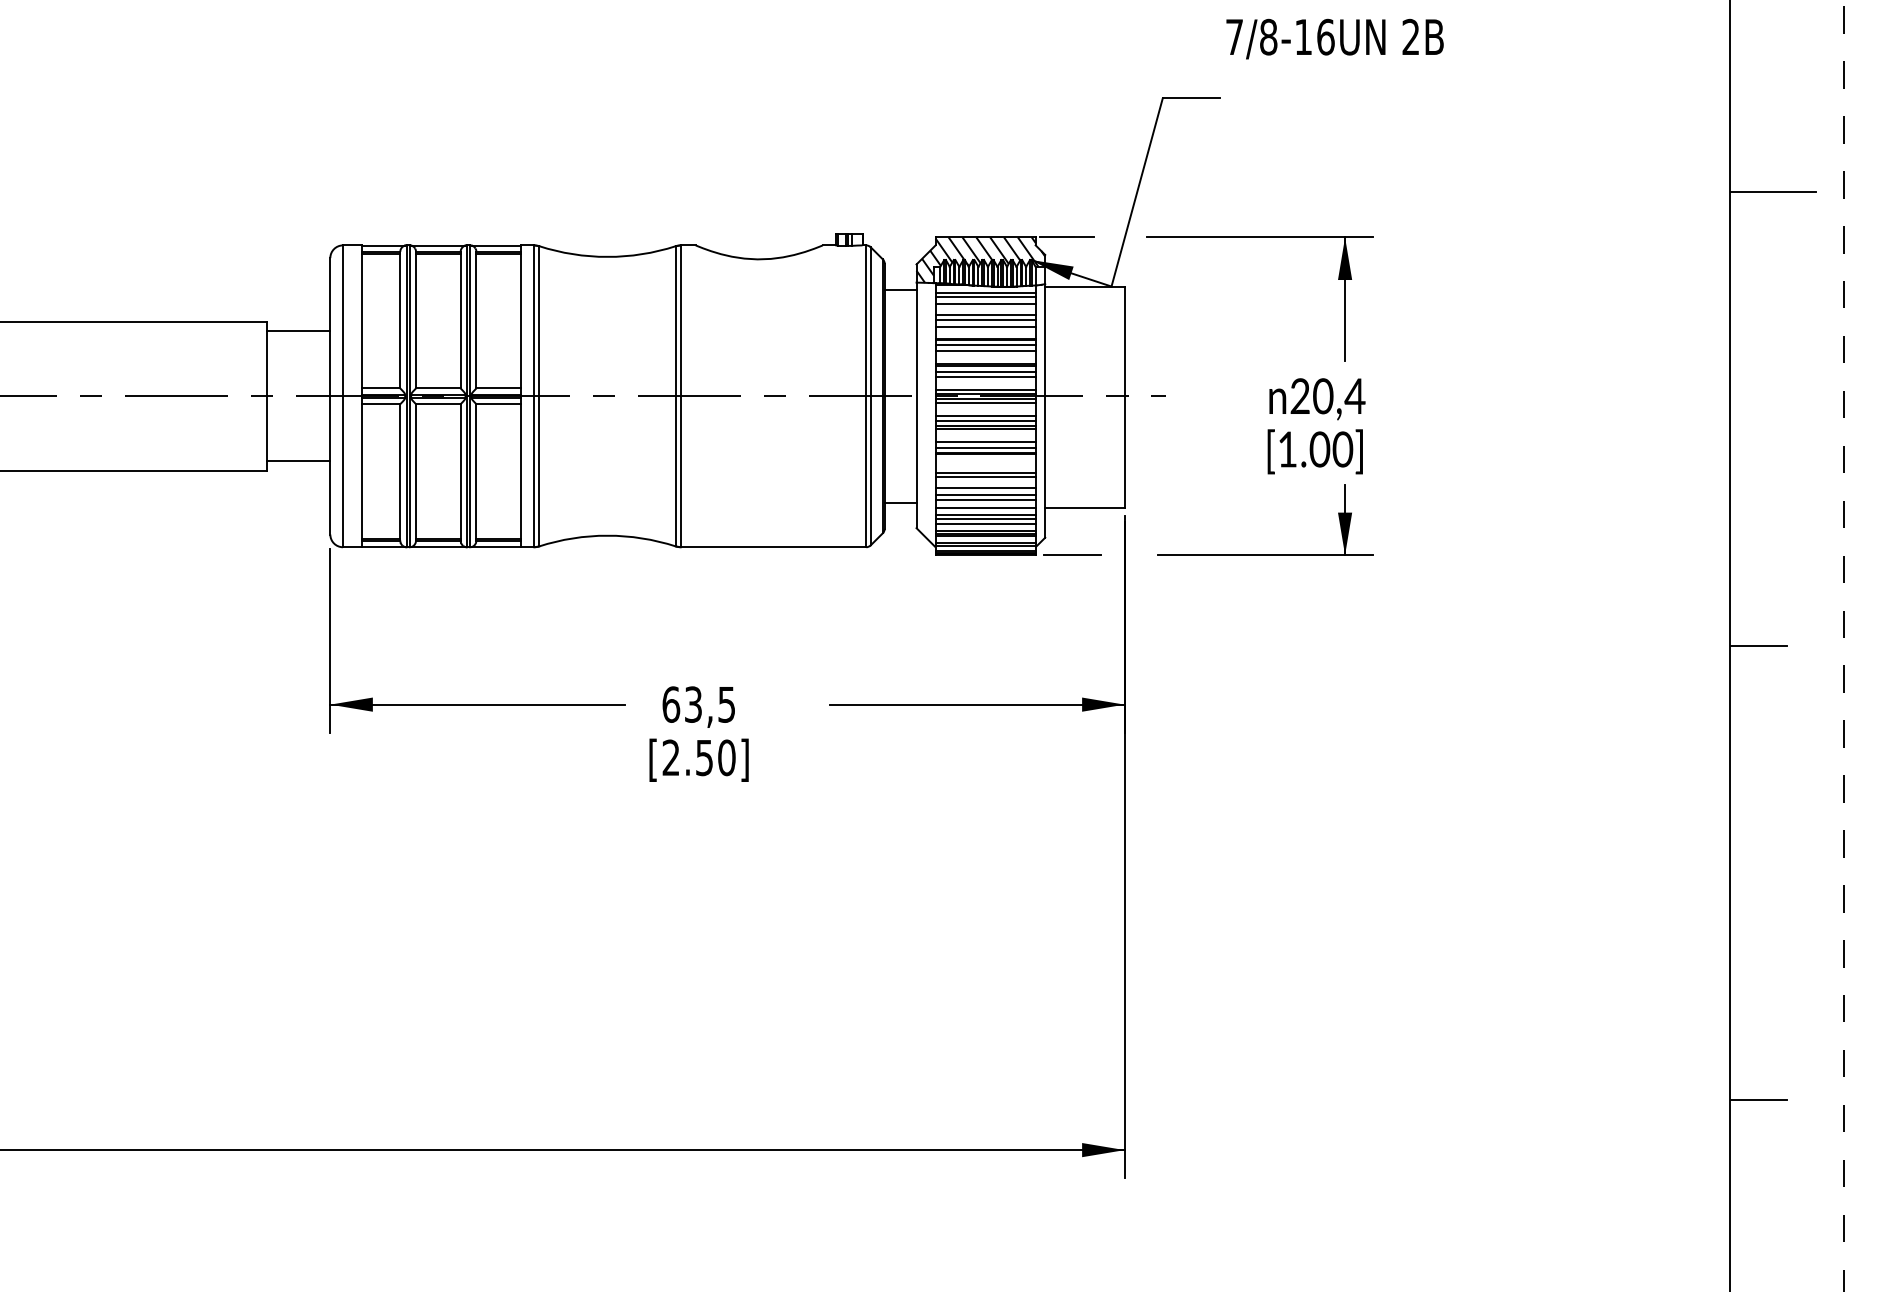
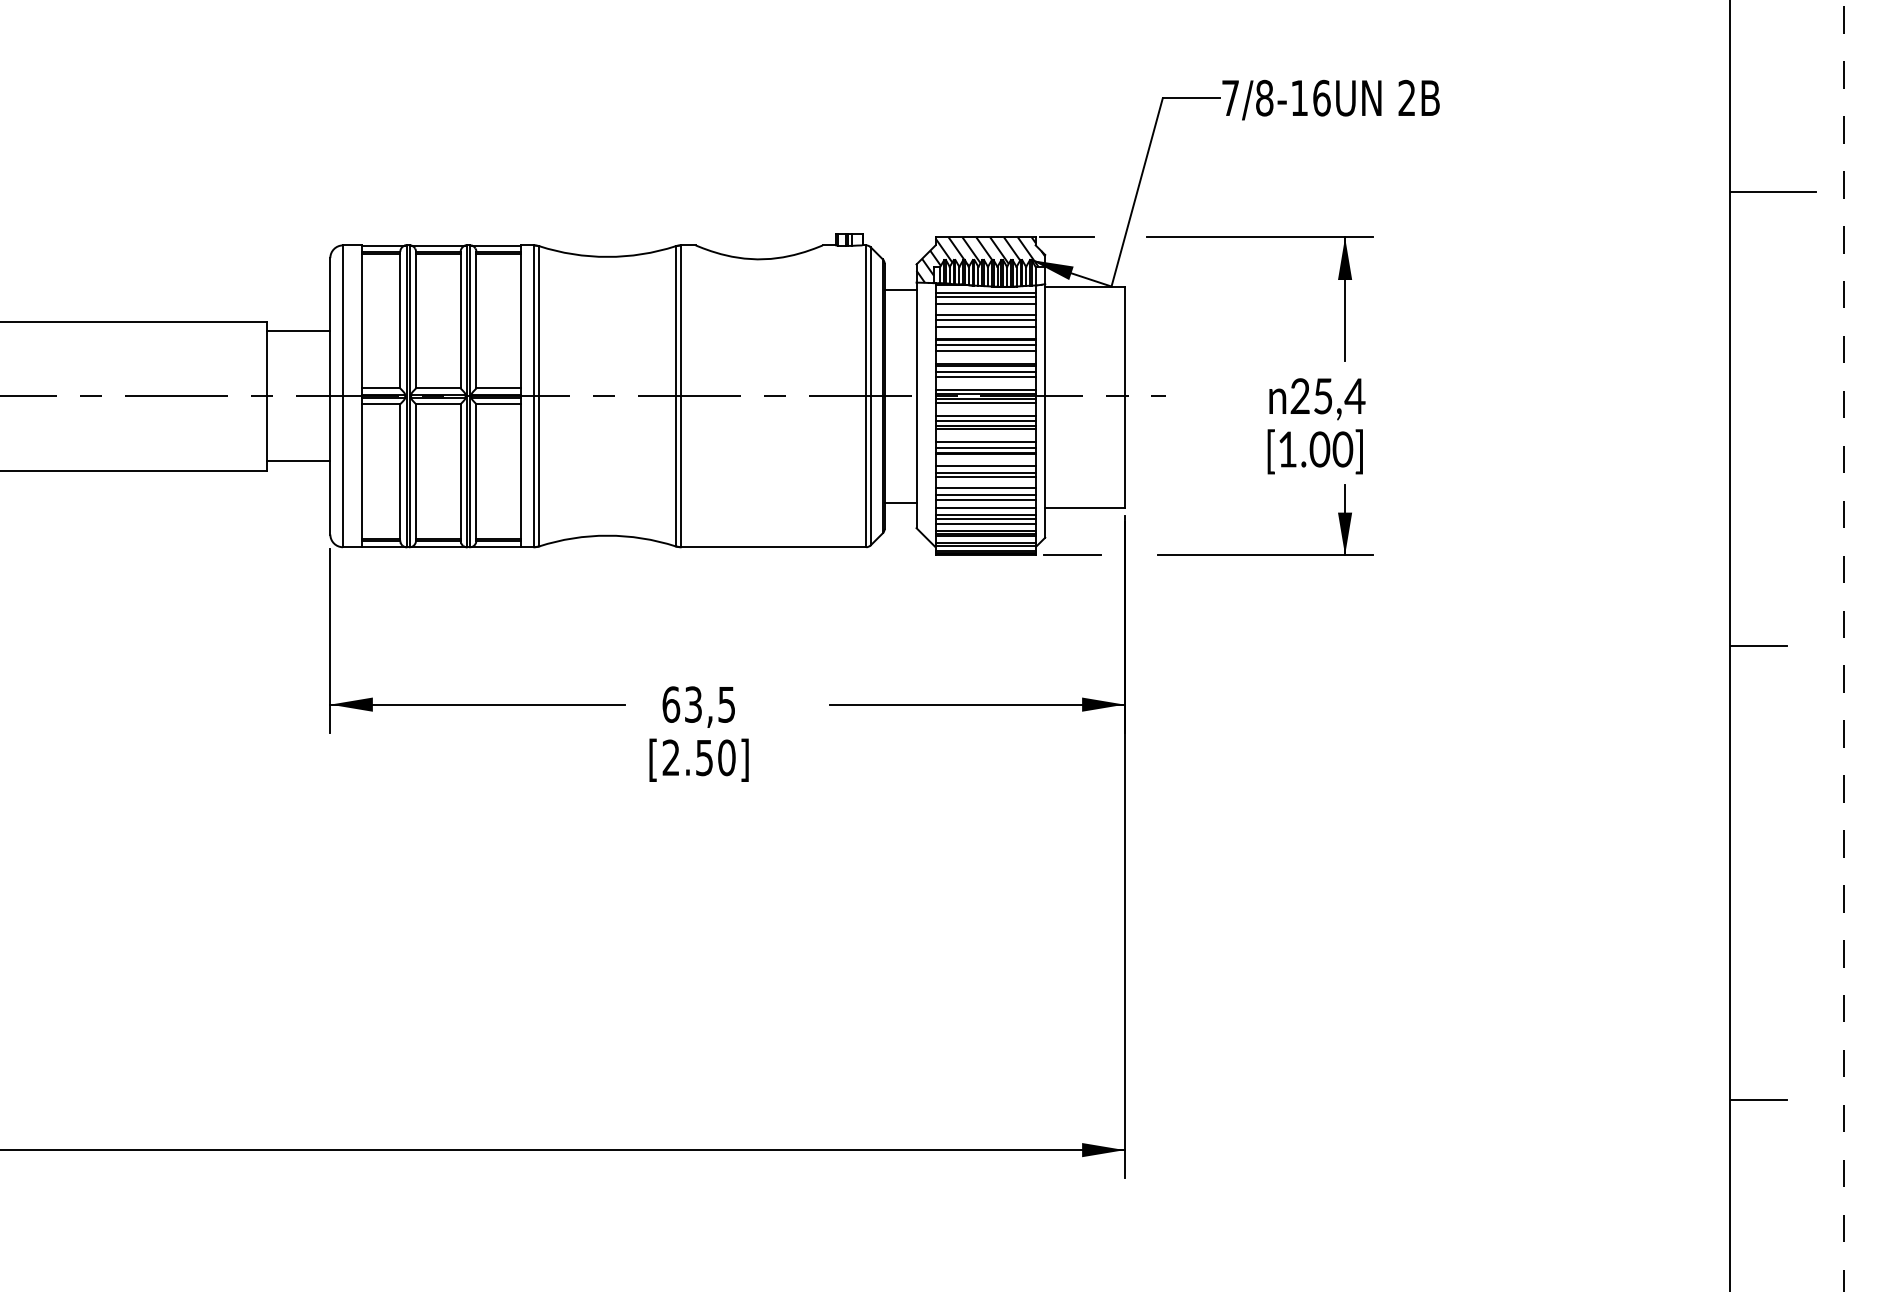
text position: (1334, 38) -> (1330, 99) (1330, 99)
text: 20,4 -> 25,4 (1323, 396)
line: none -> present (985, 466)
